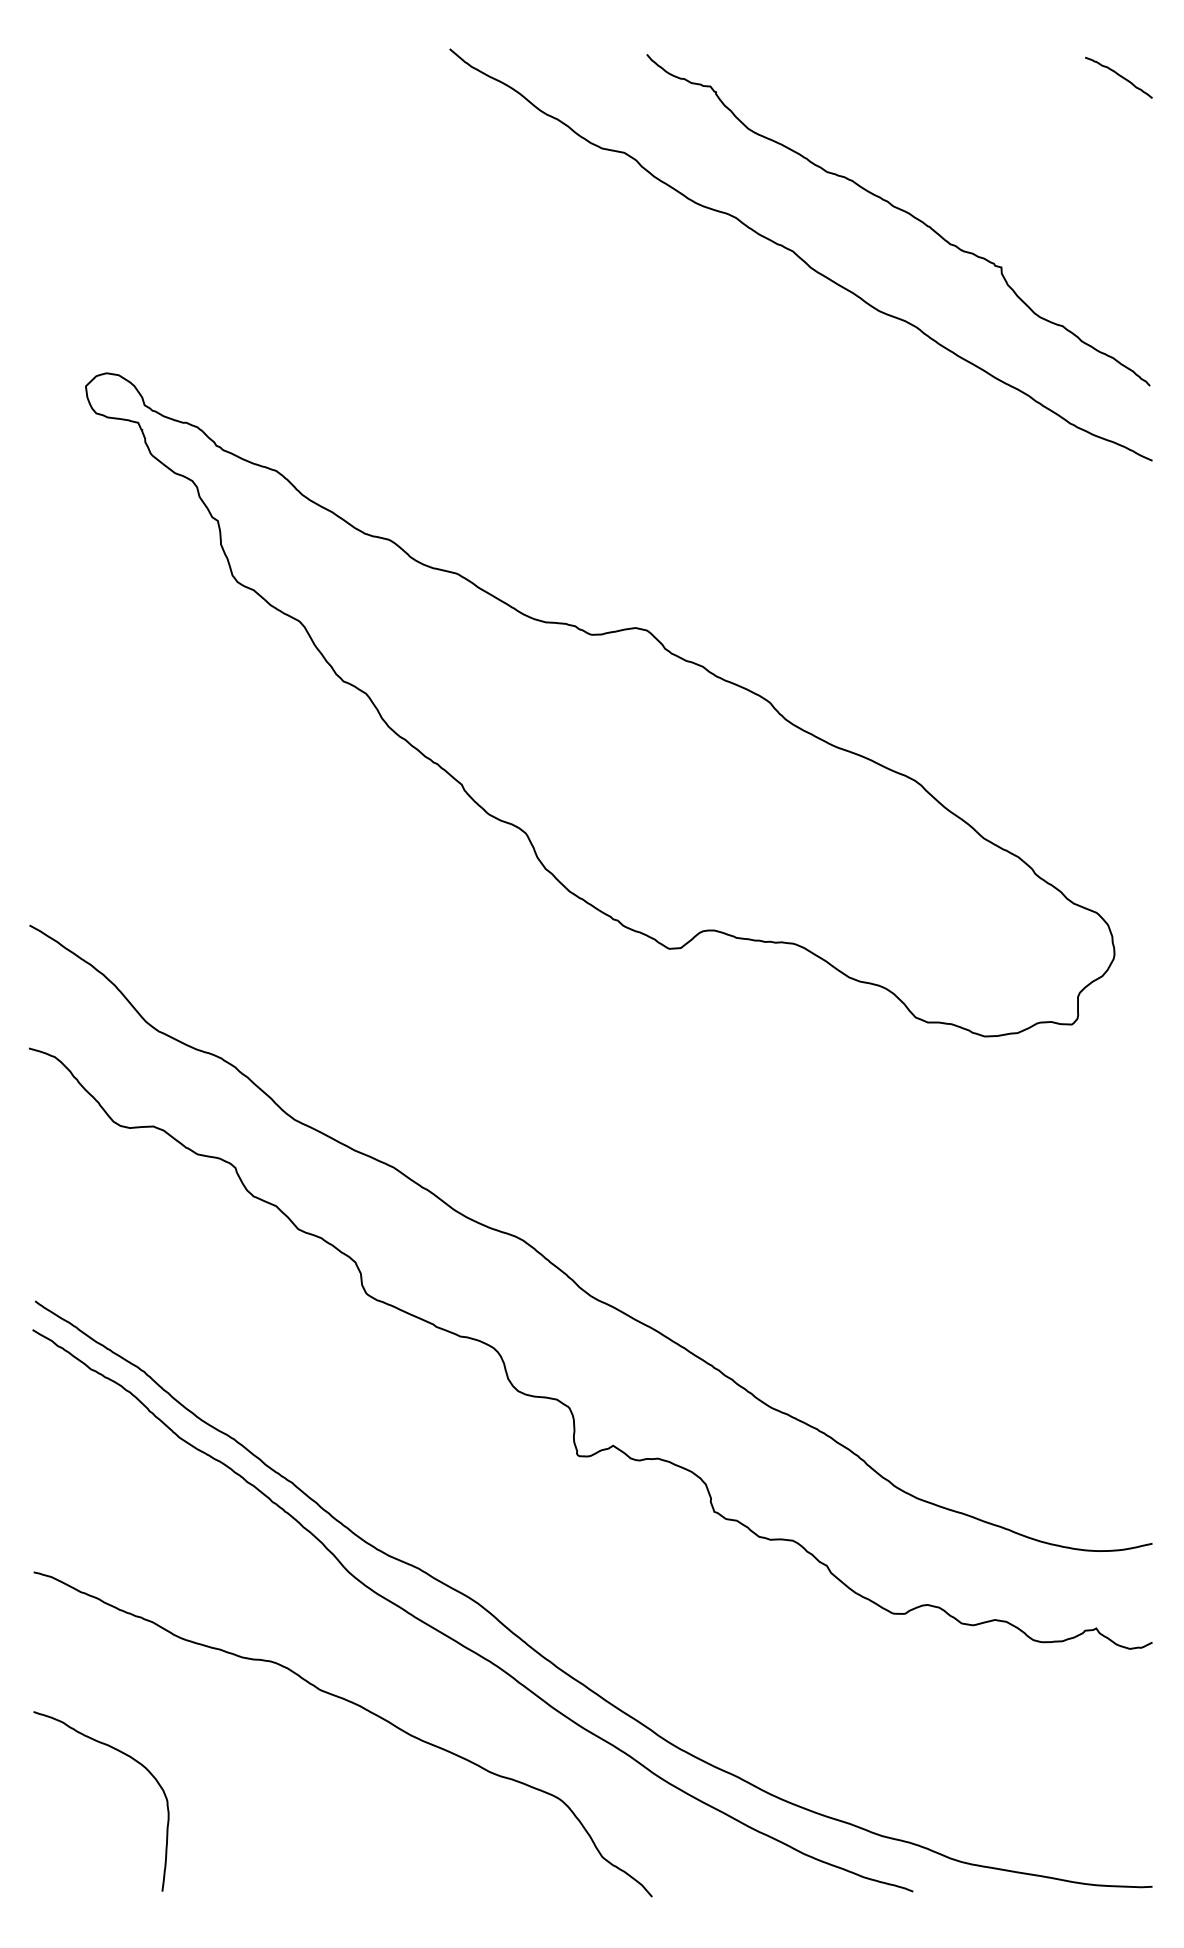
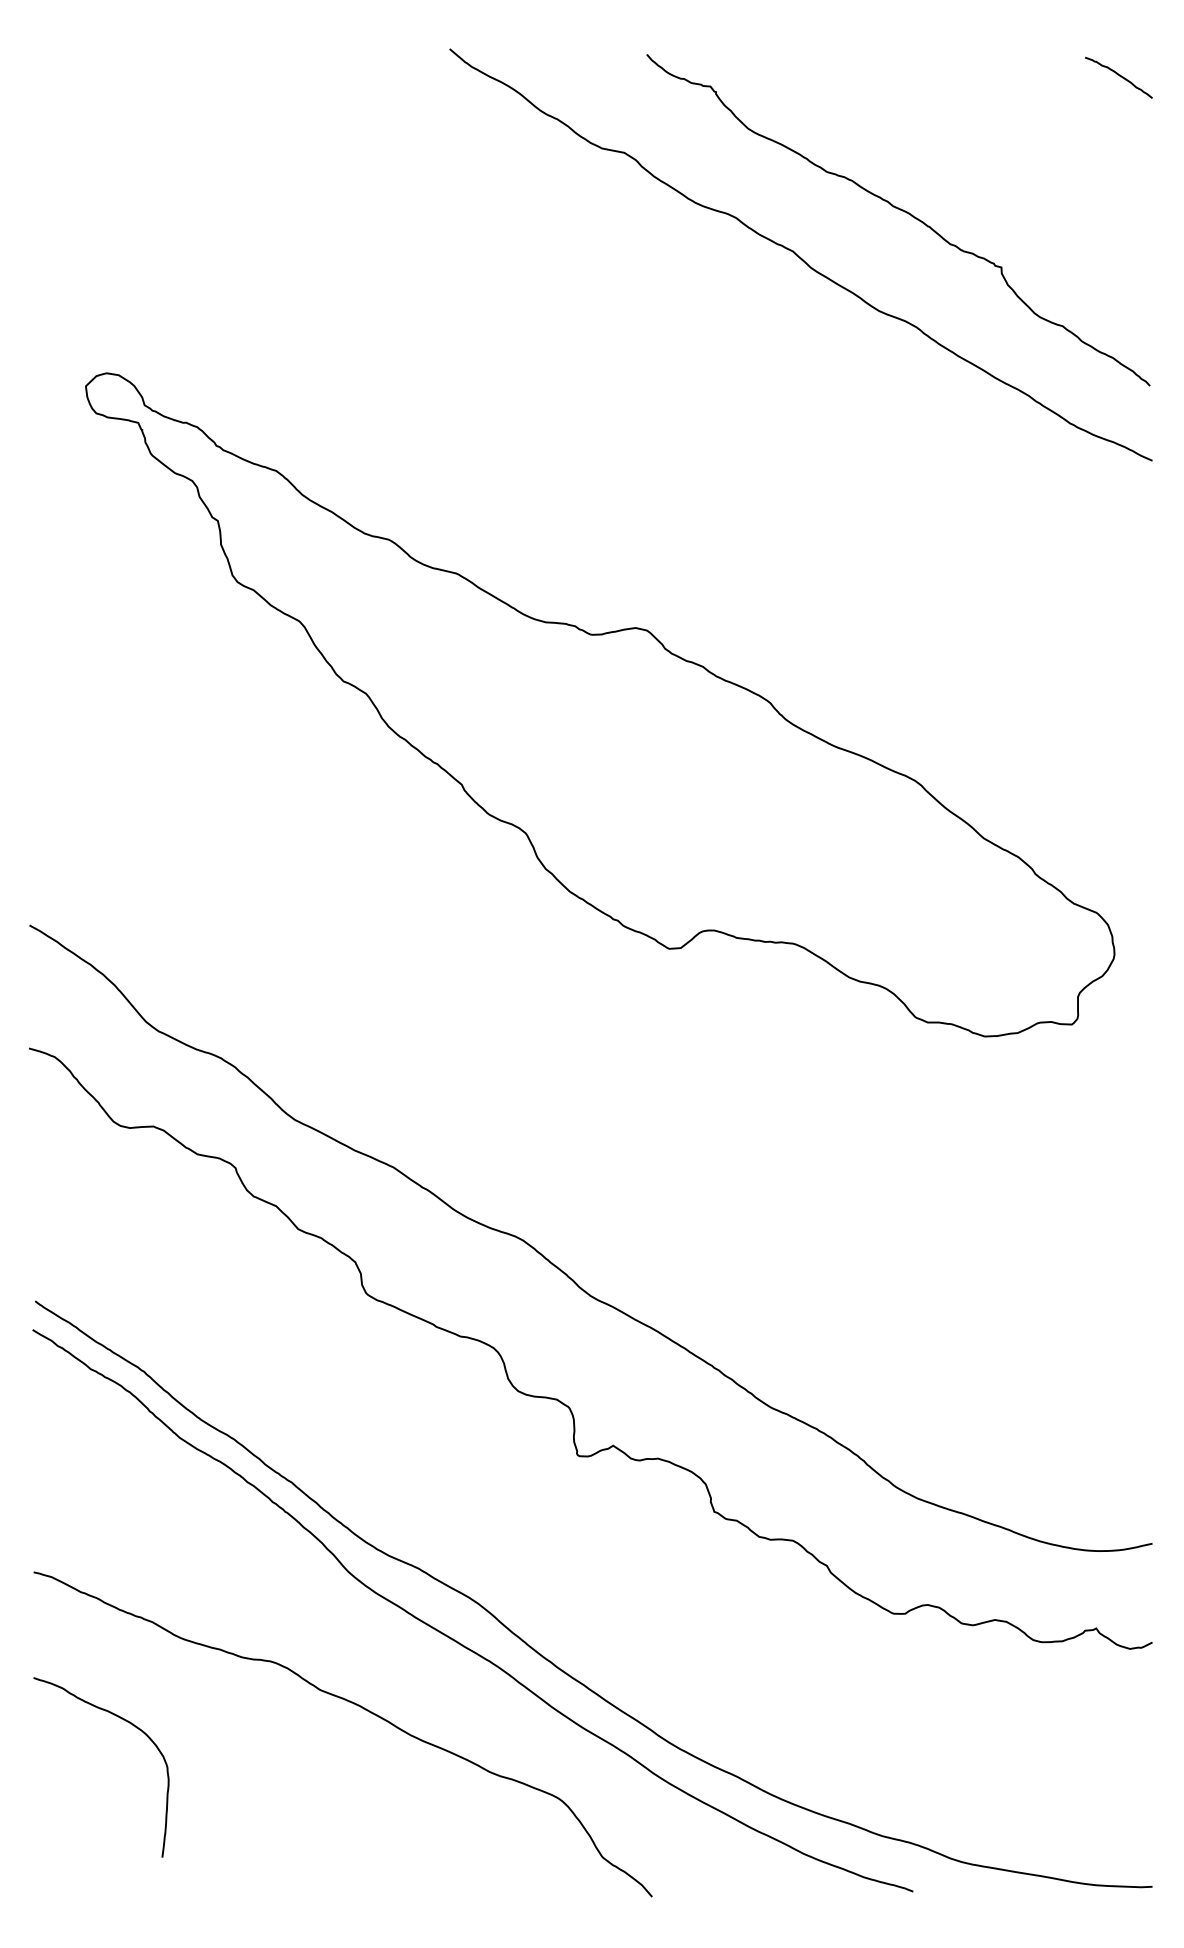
curve position: (130, 1758) -> (130, 1724) (130, 1724)
